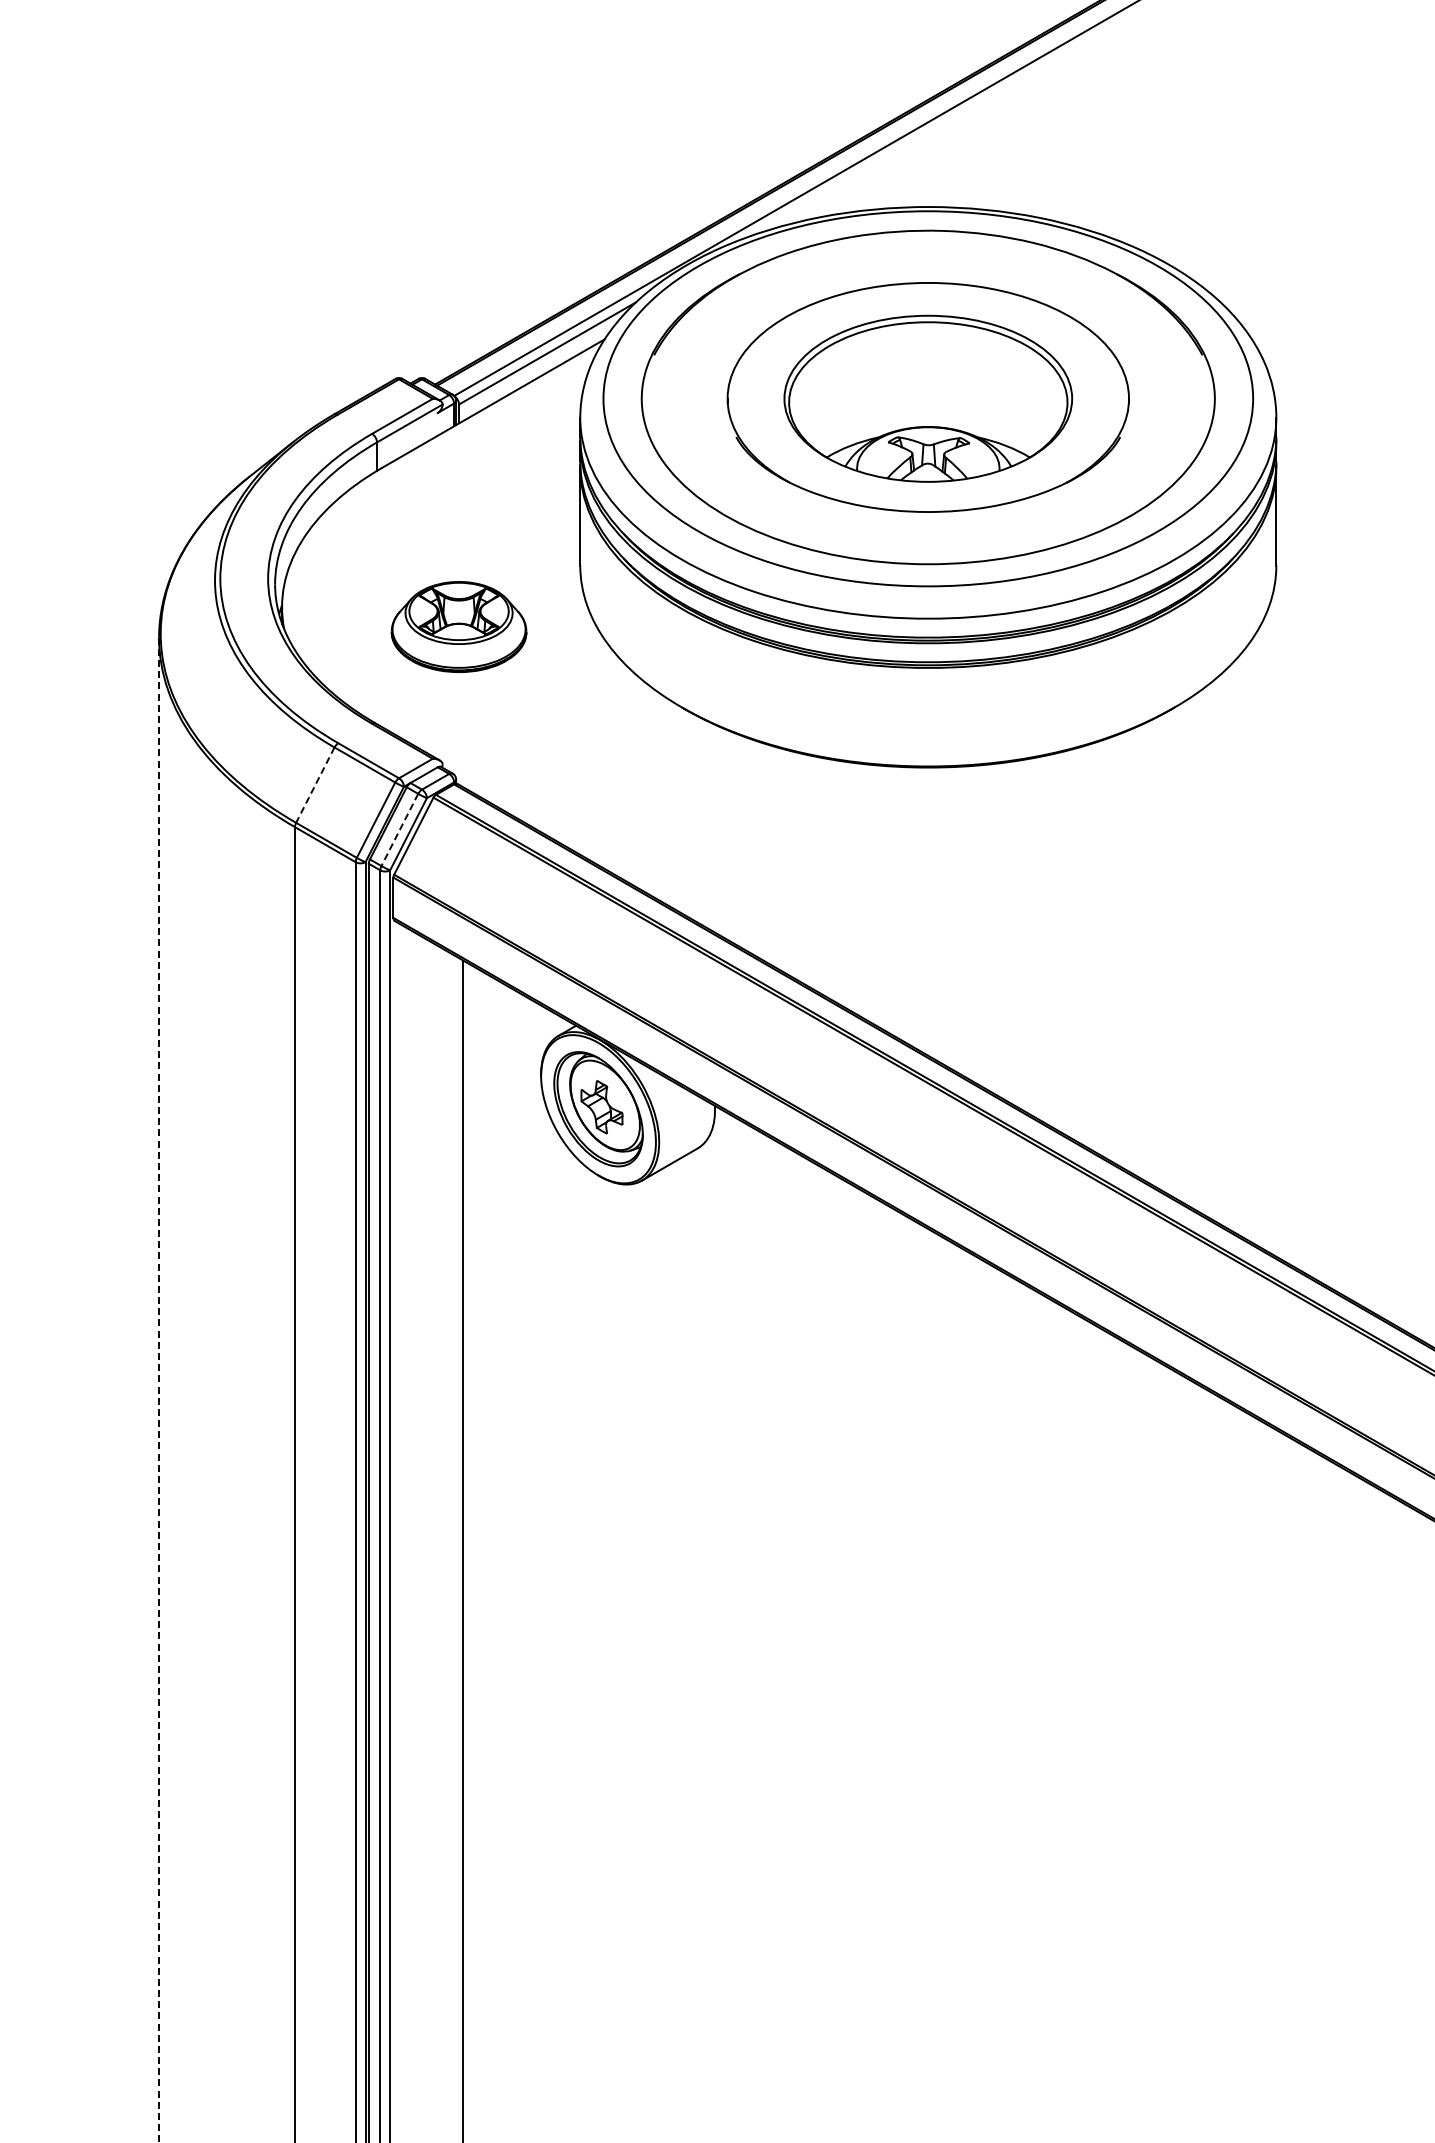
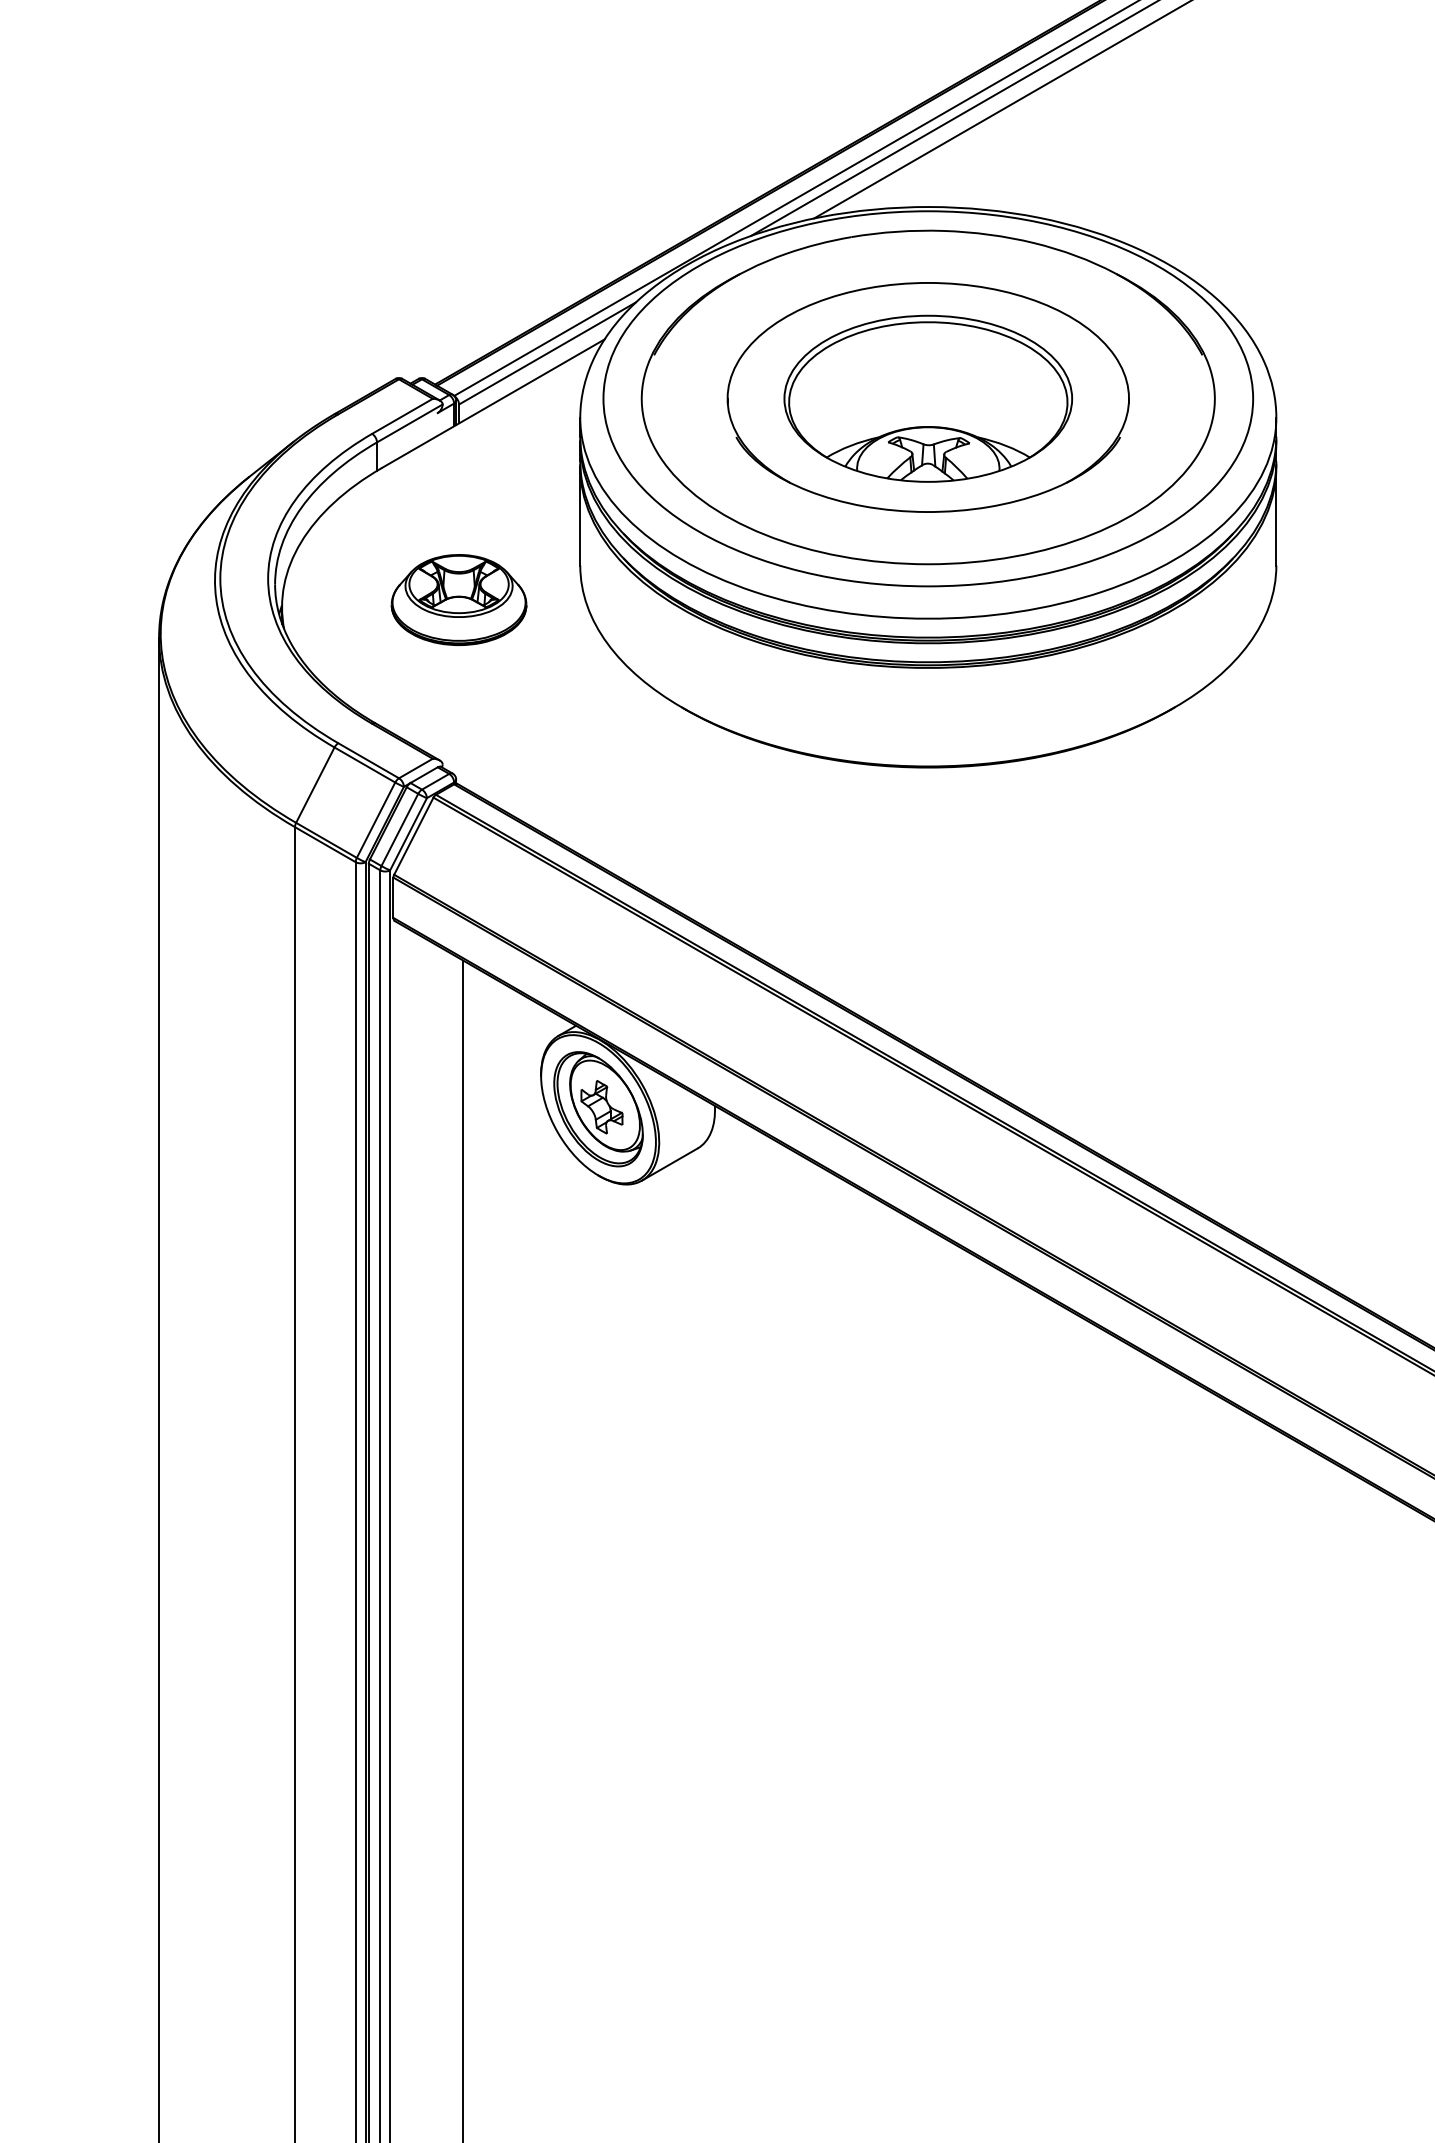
line: none -> present (1001, 110)
line: none -> present (953, 118)
part position: (458, 626) -> (458, 599) (458, 599)
line: dashed -> solid (315, 785)
line: dashed -> solid (399, 829)
line: dashed -> solid (159, 1390)
